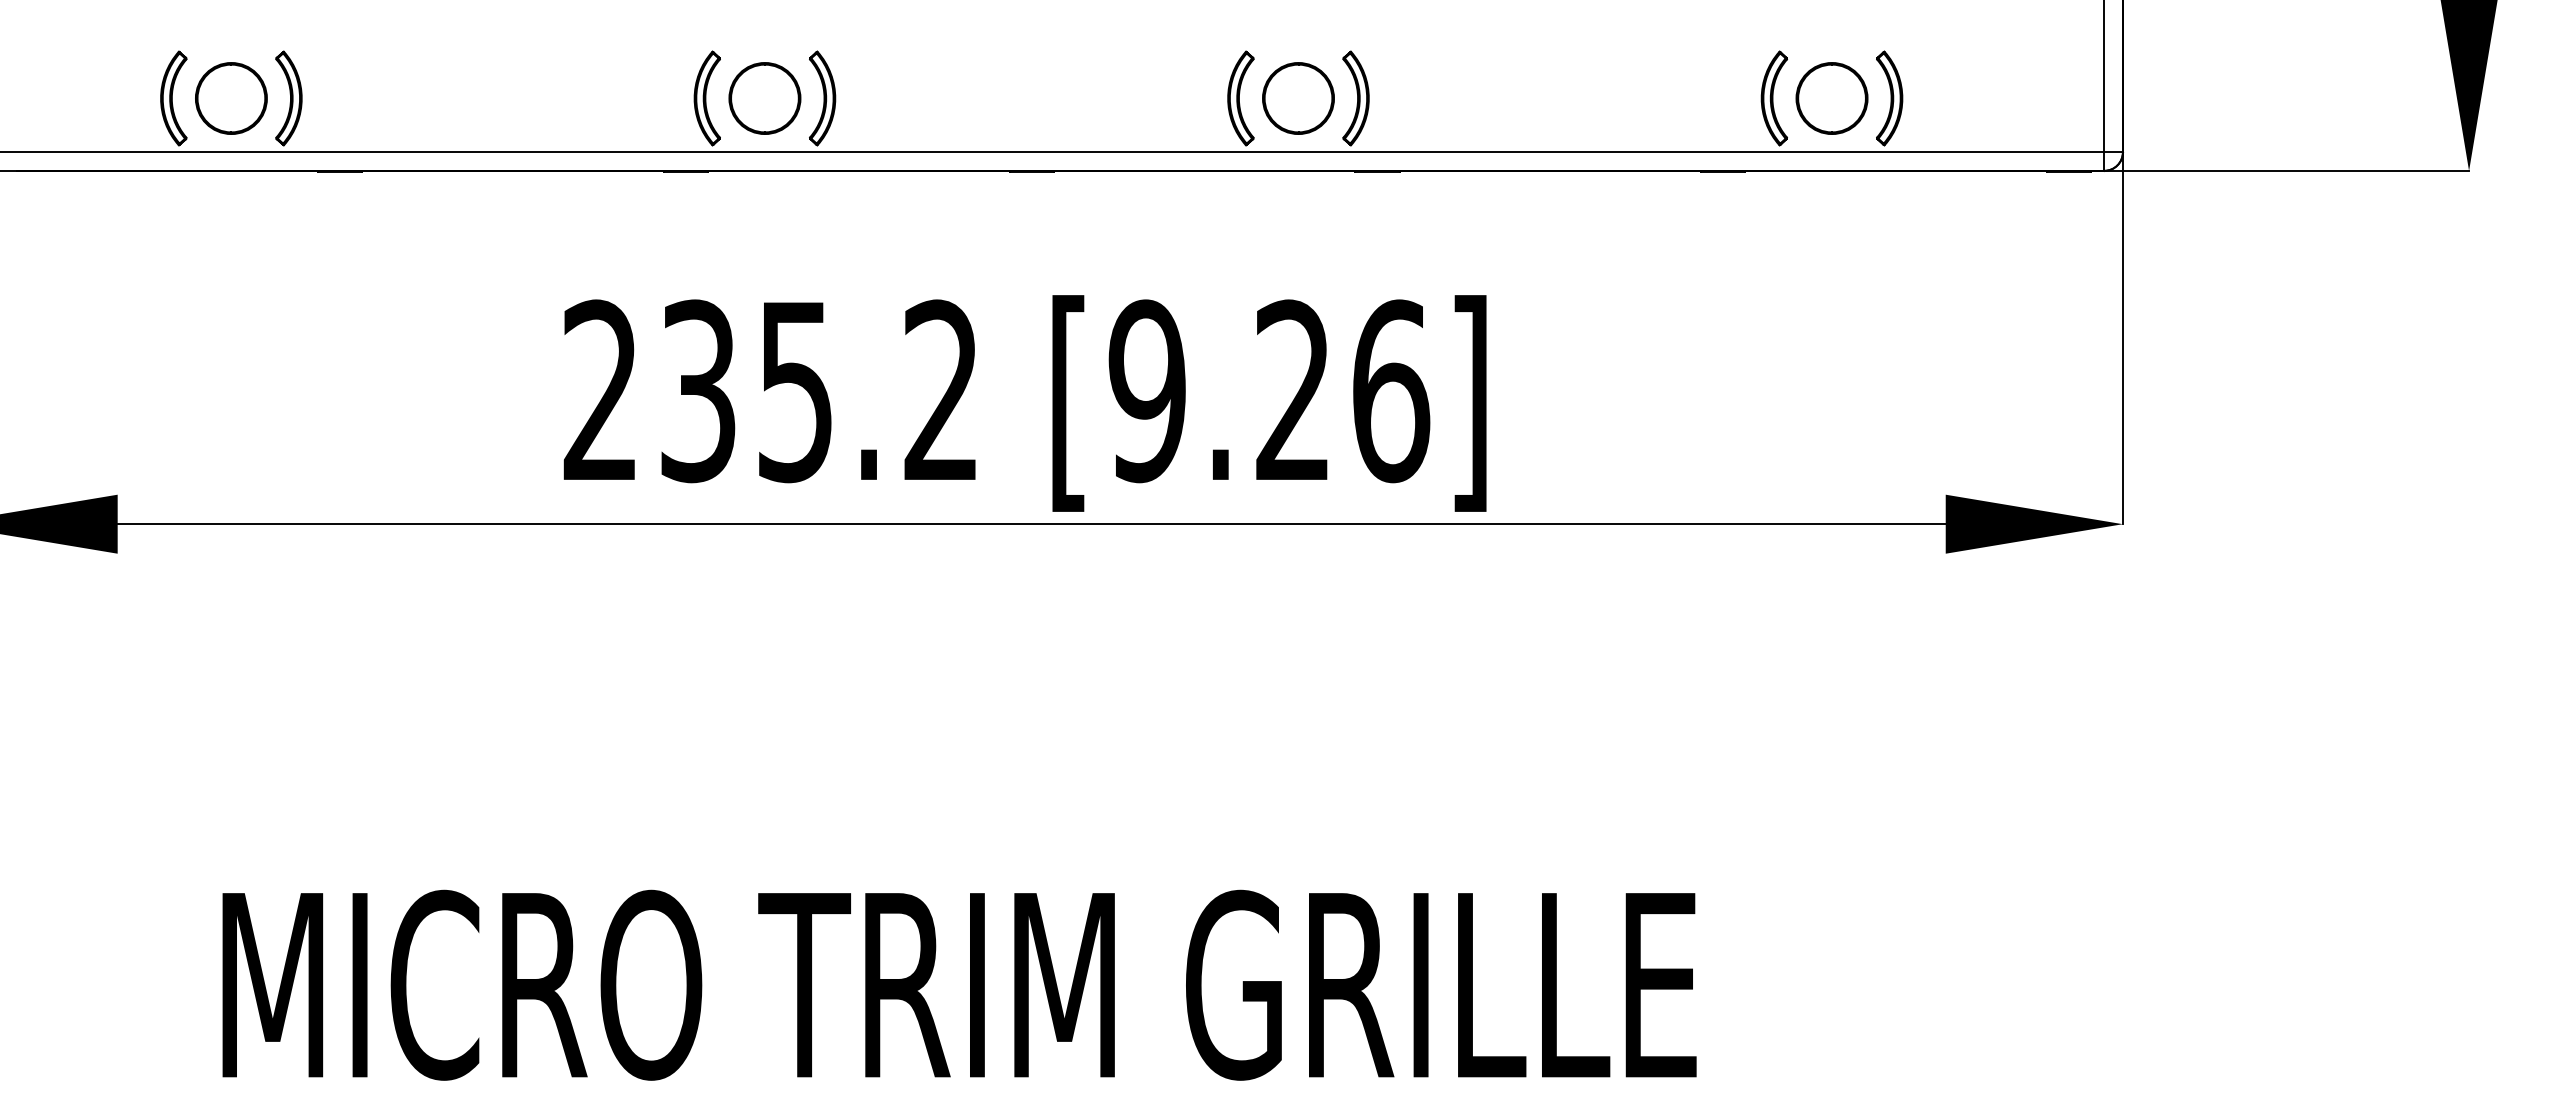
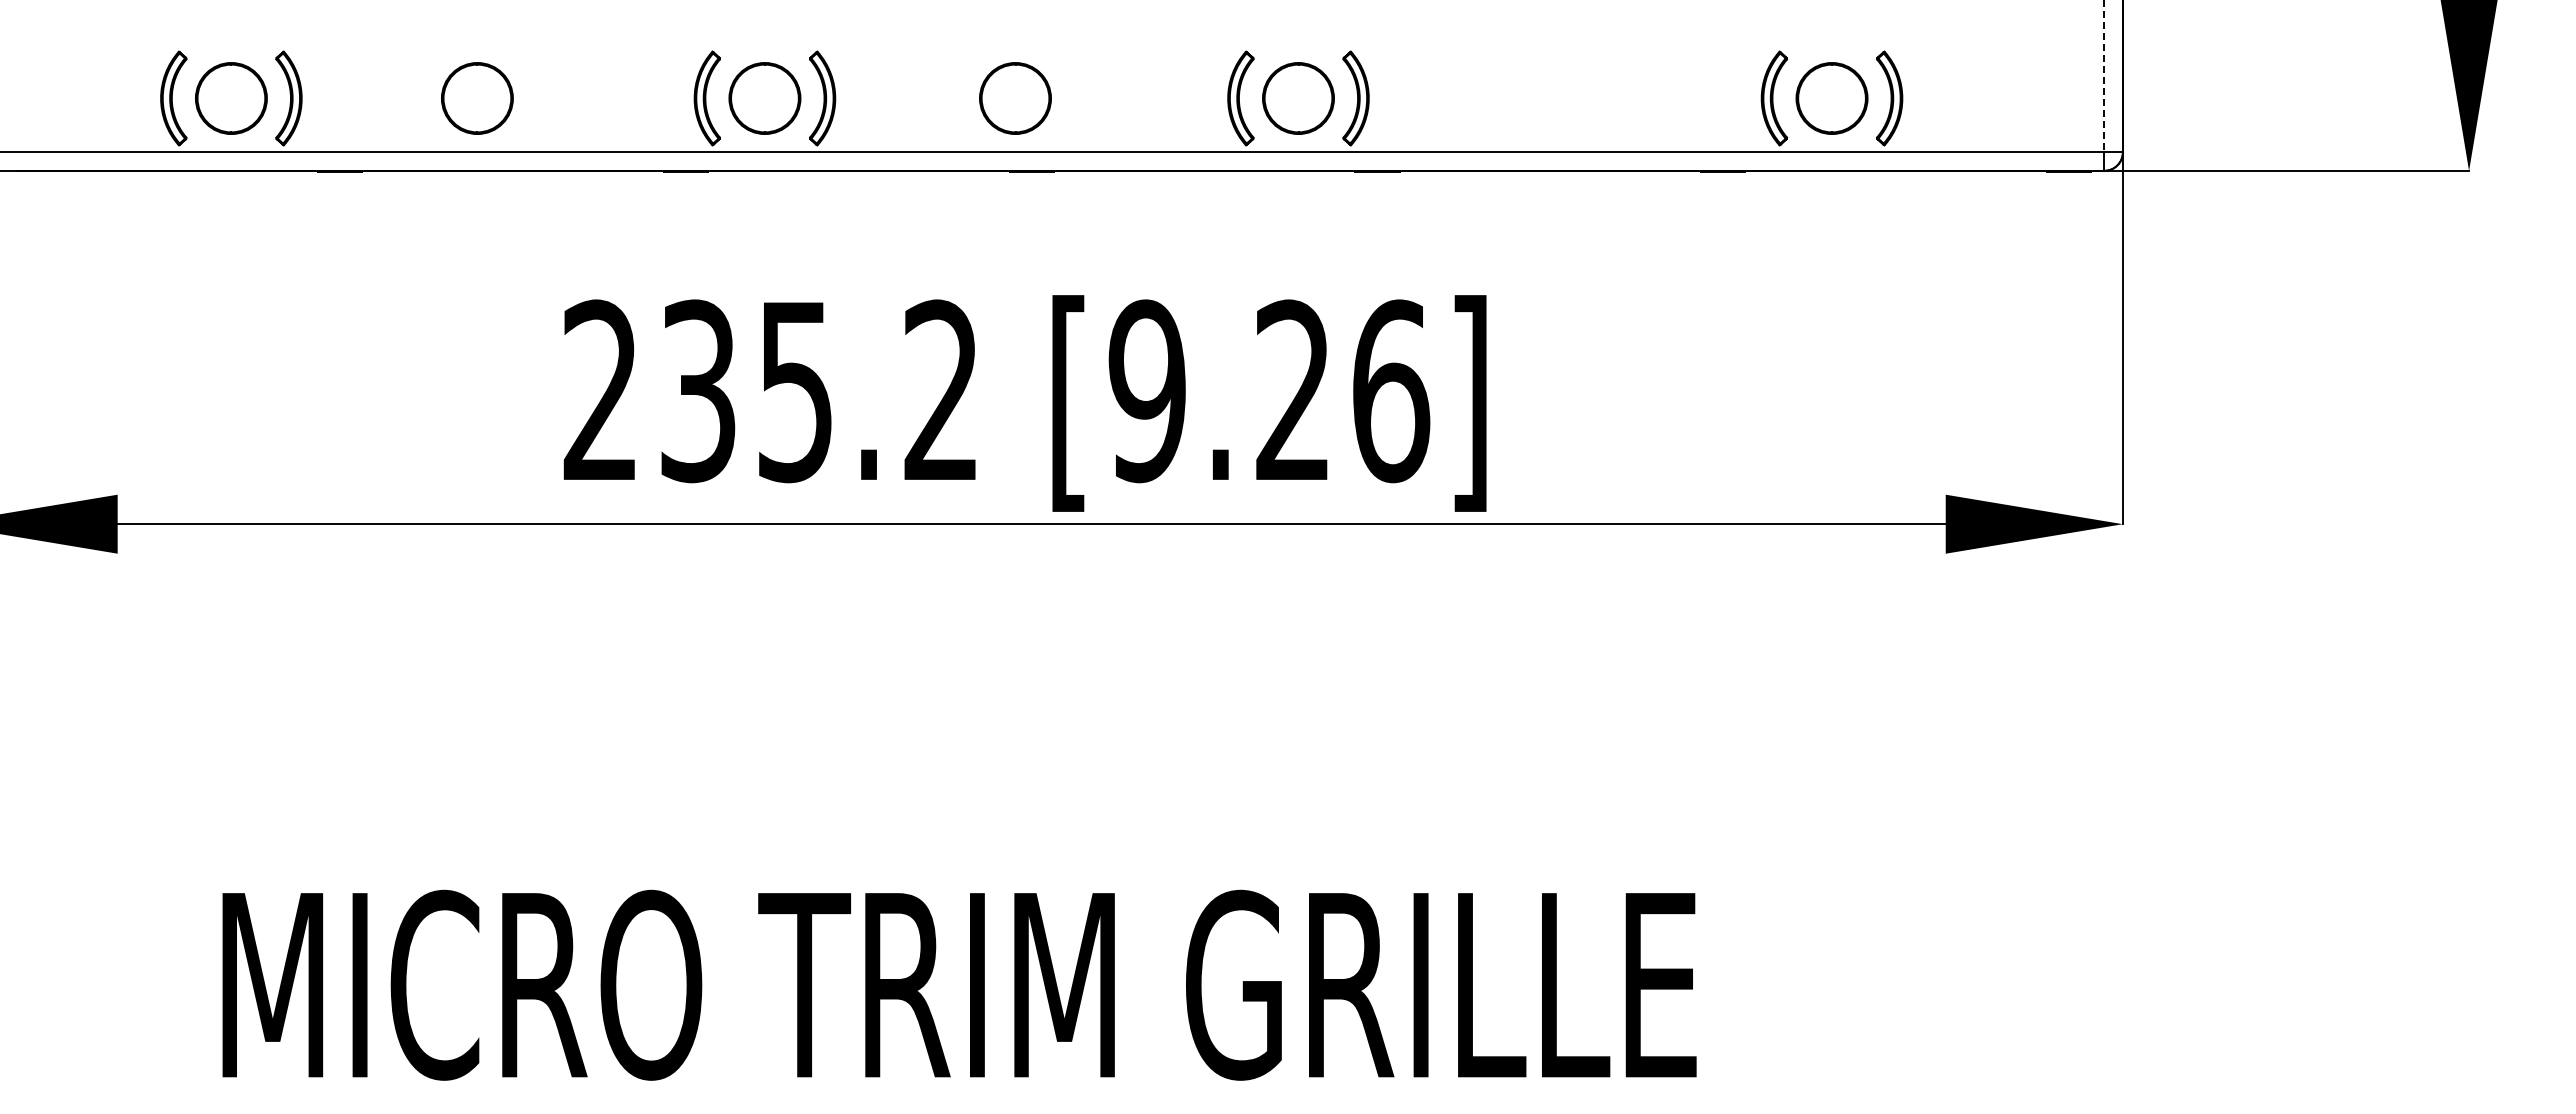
line: solid -> dashed (2104, 76)
circle: none -> present (477, 98)
circle: none -> present (1015, 98)
